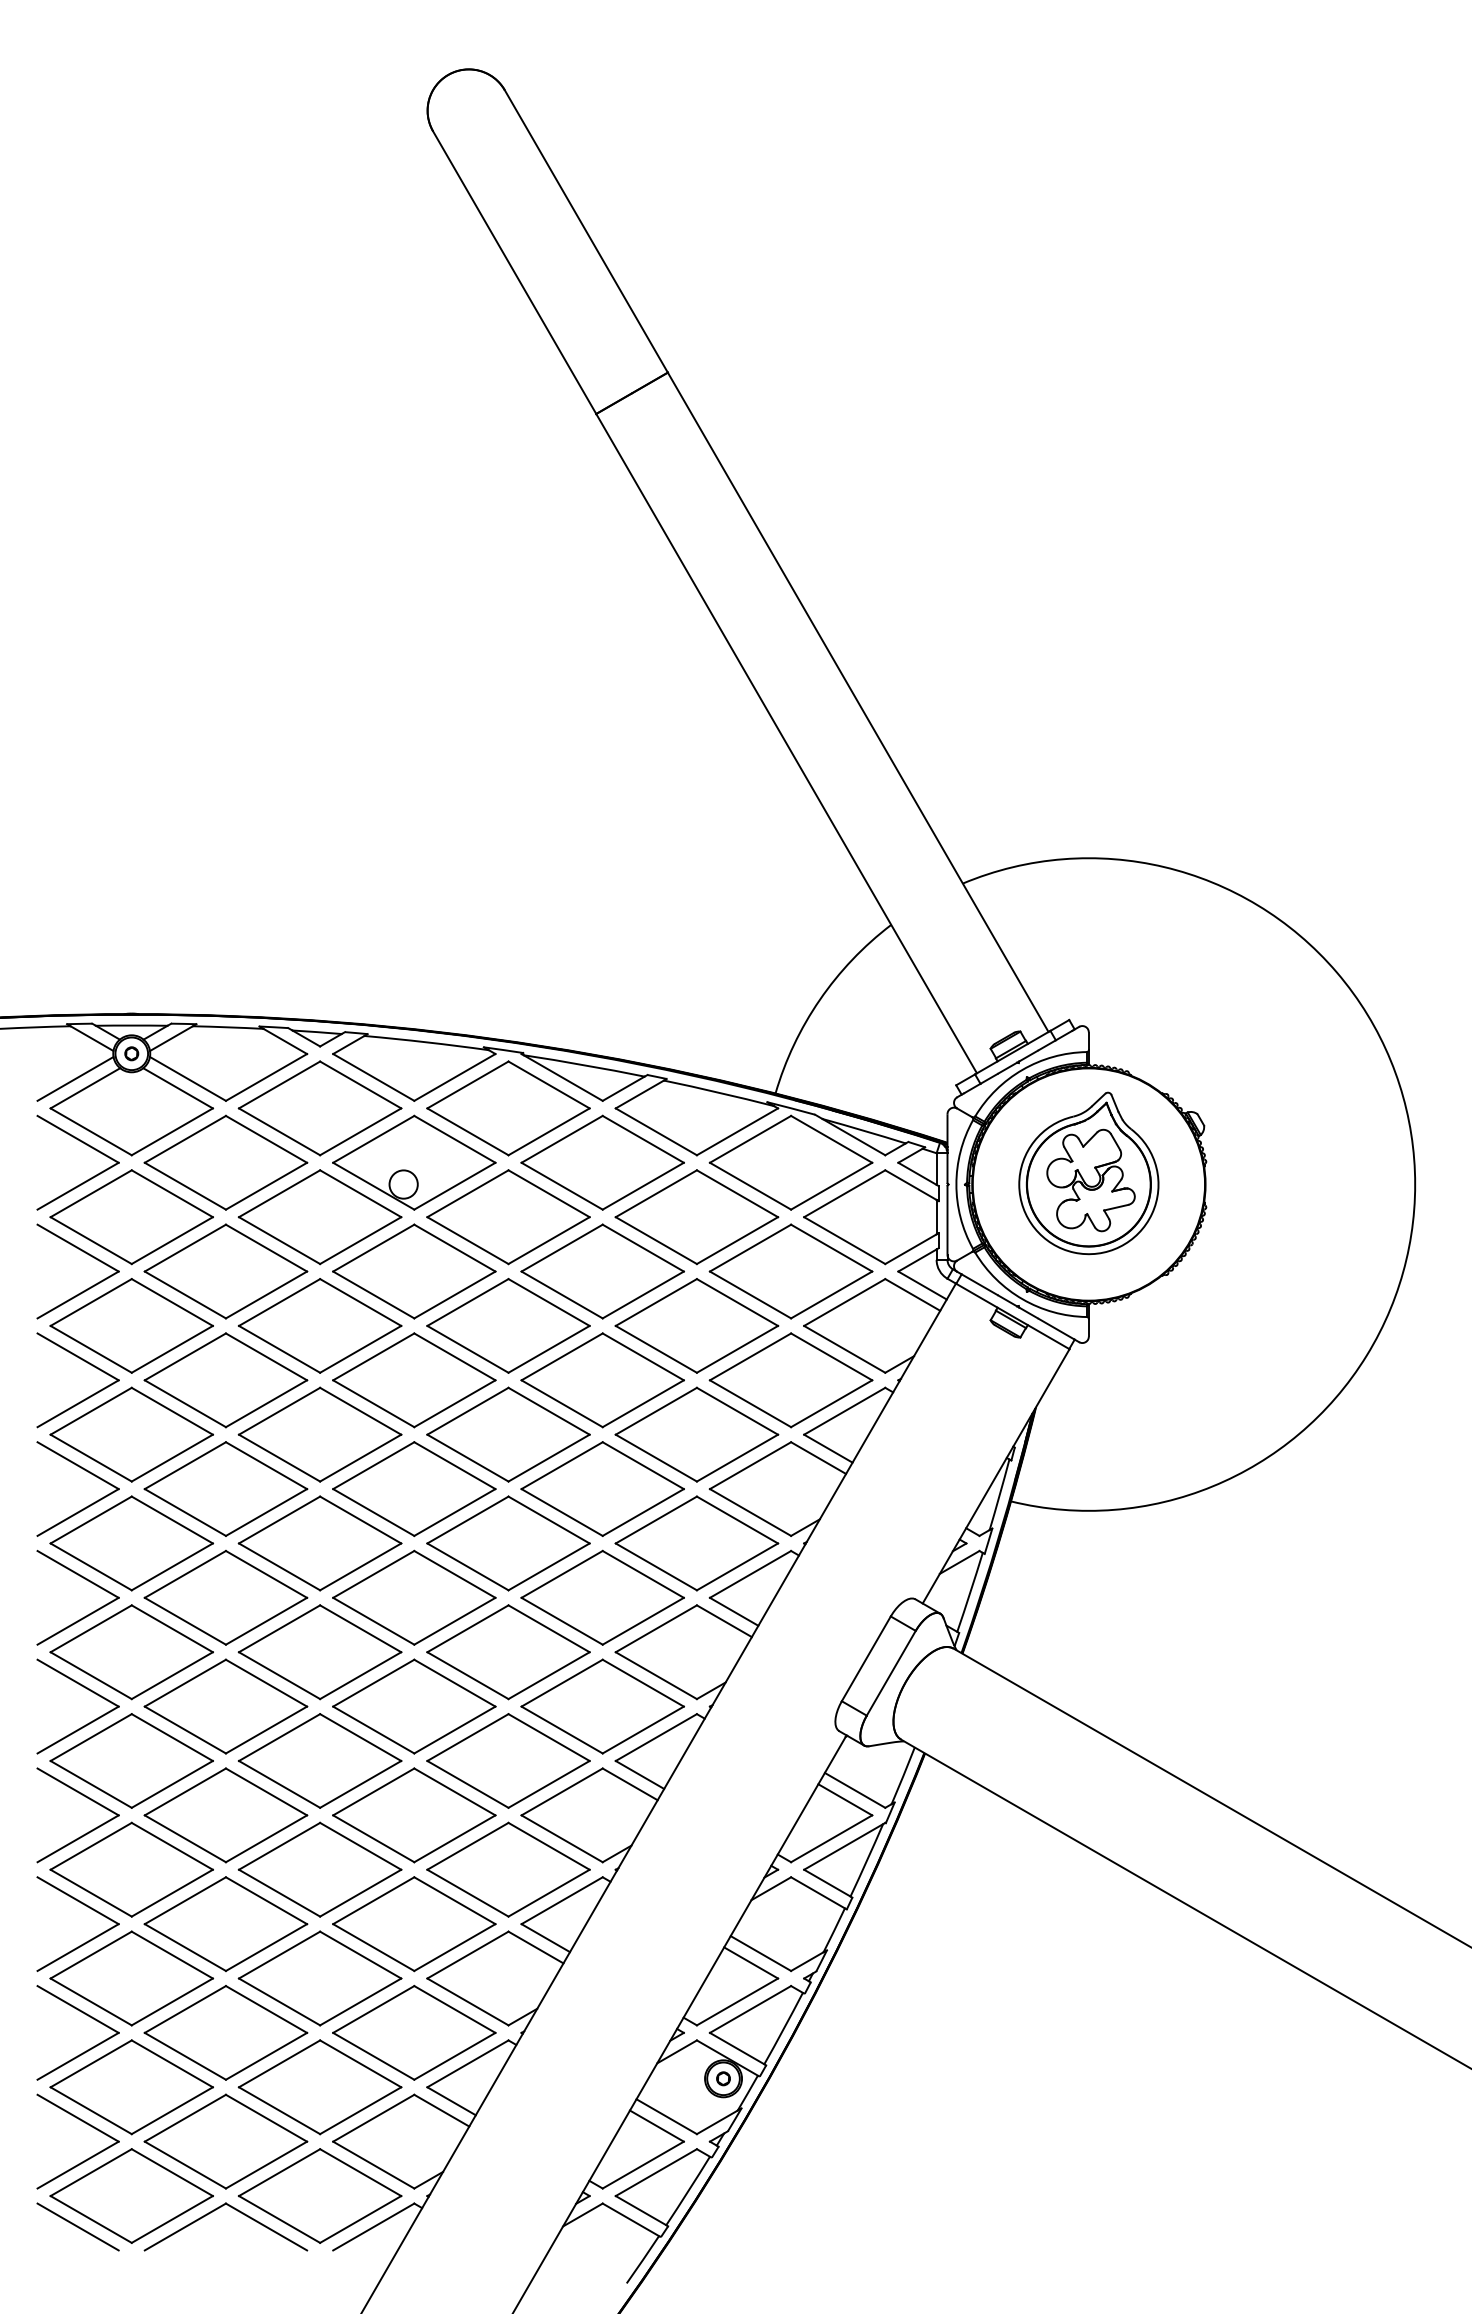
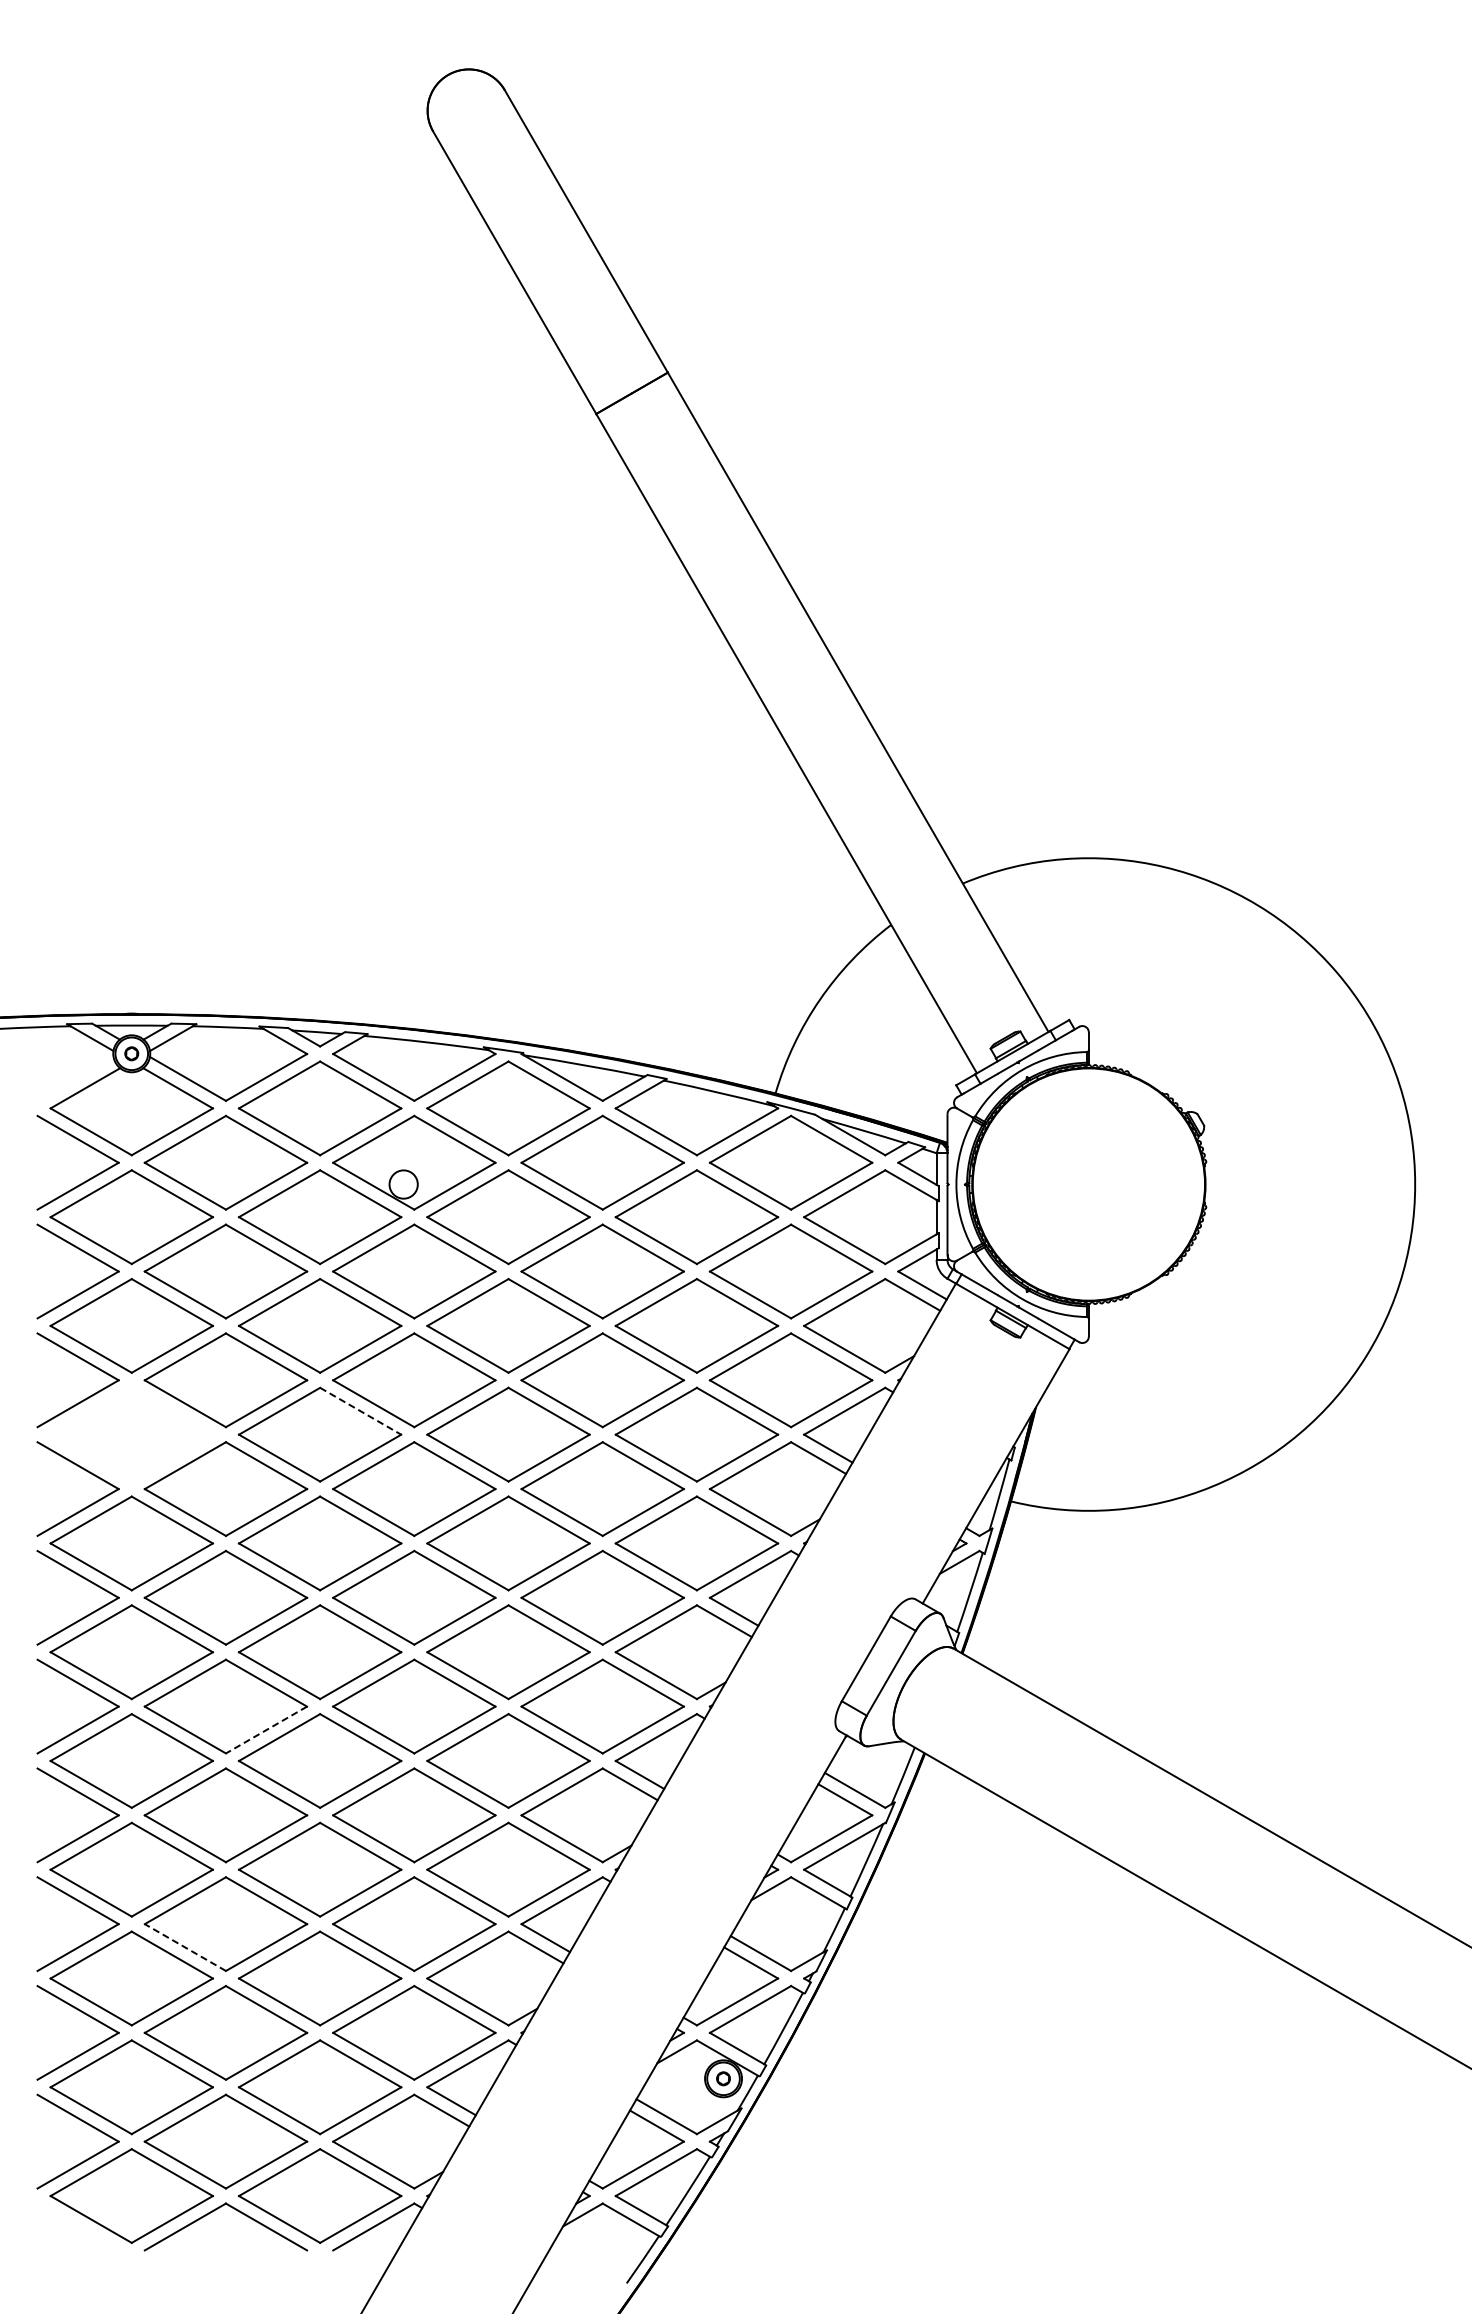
line: present -> none (75, 1078)
part: present -> none (1088, 1173)
line: solid -> dashed (360, 1411)
part: present -> none (131, 1434)
line: solid -> dashed (266, 1730)
line: solid -> dashed (185, 1947)
line: present -> none (77, 2226)
